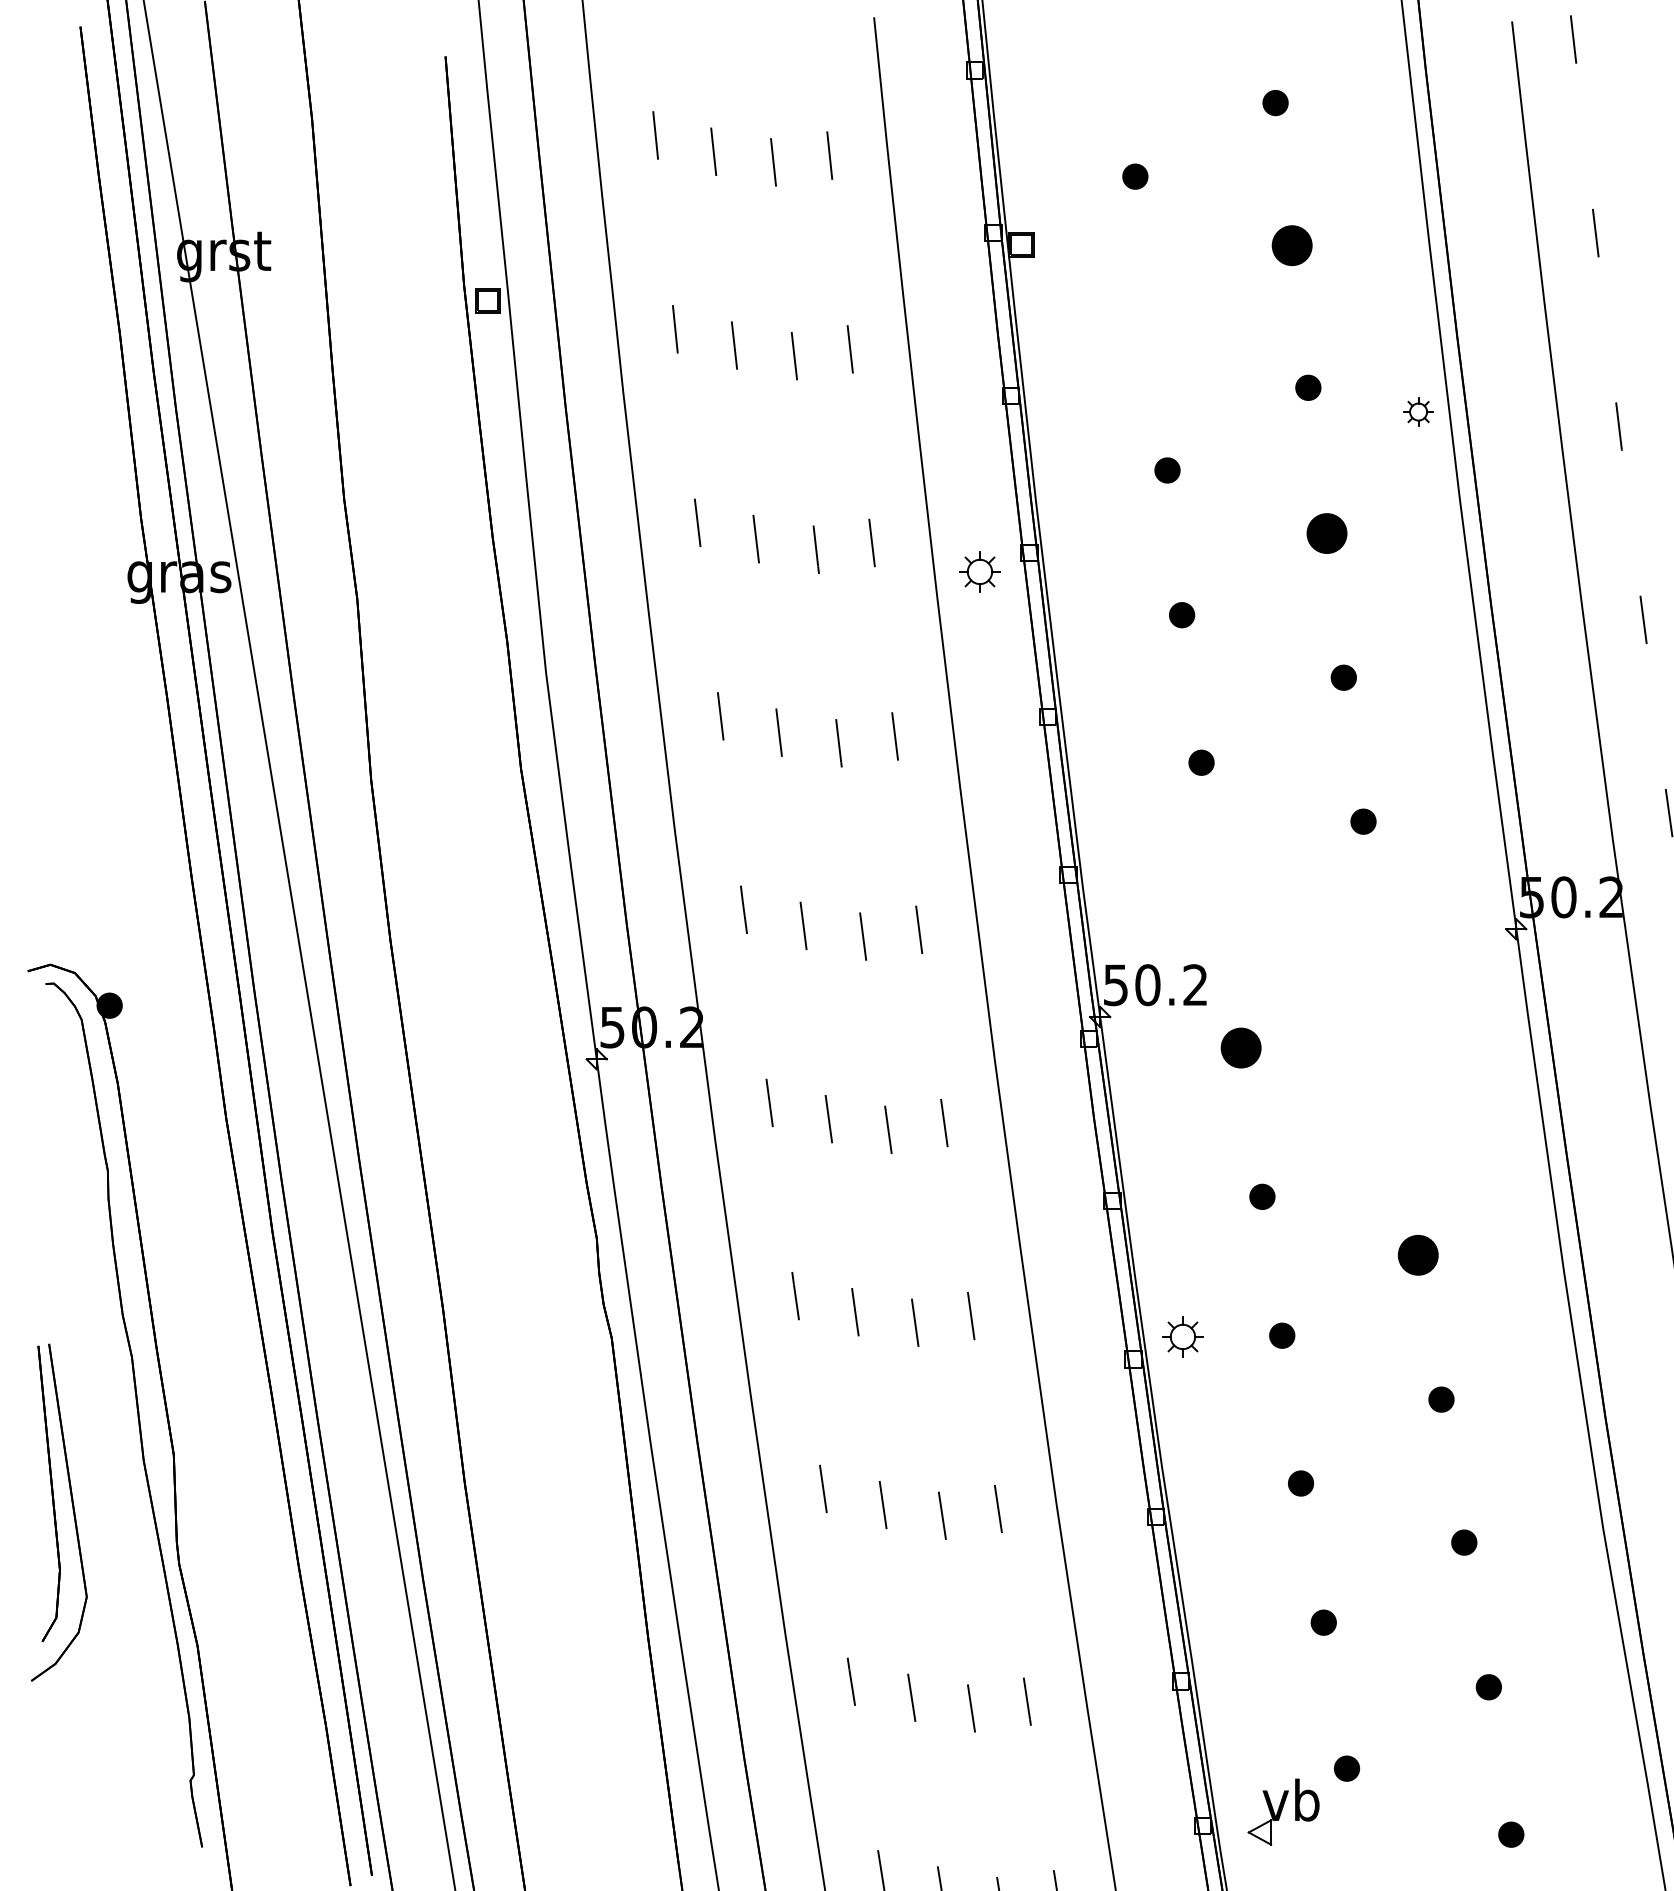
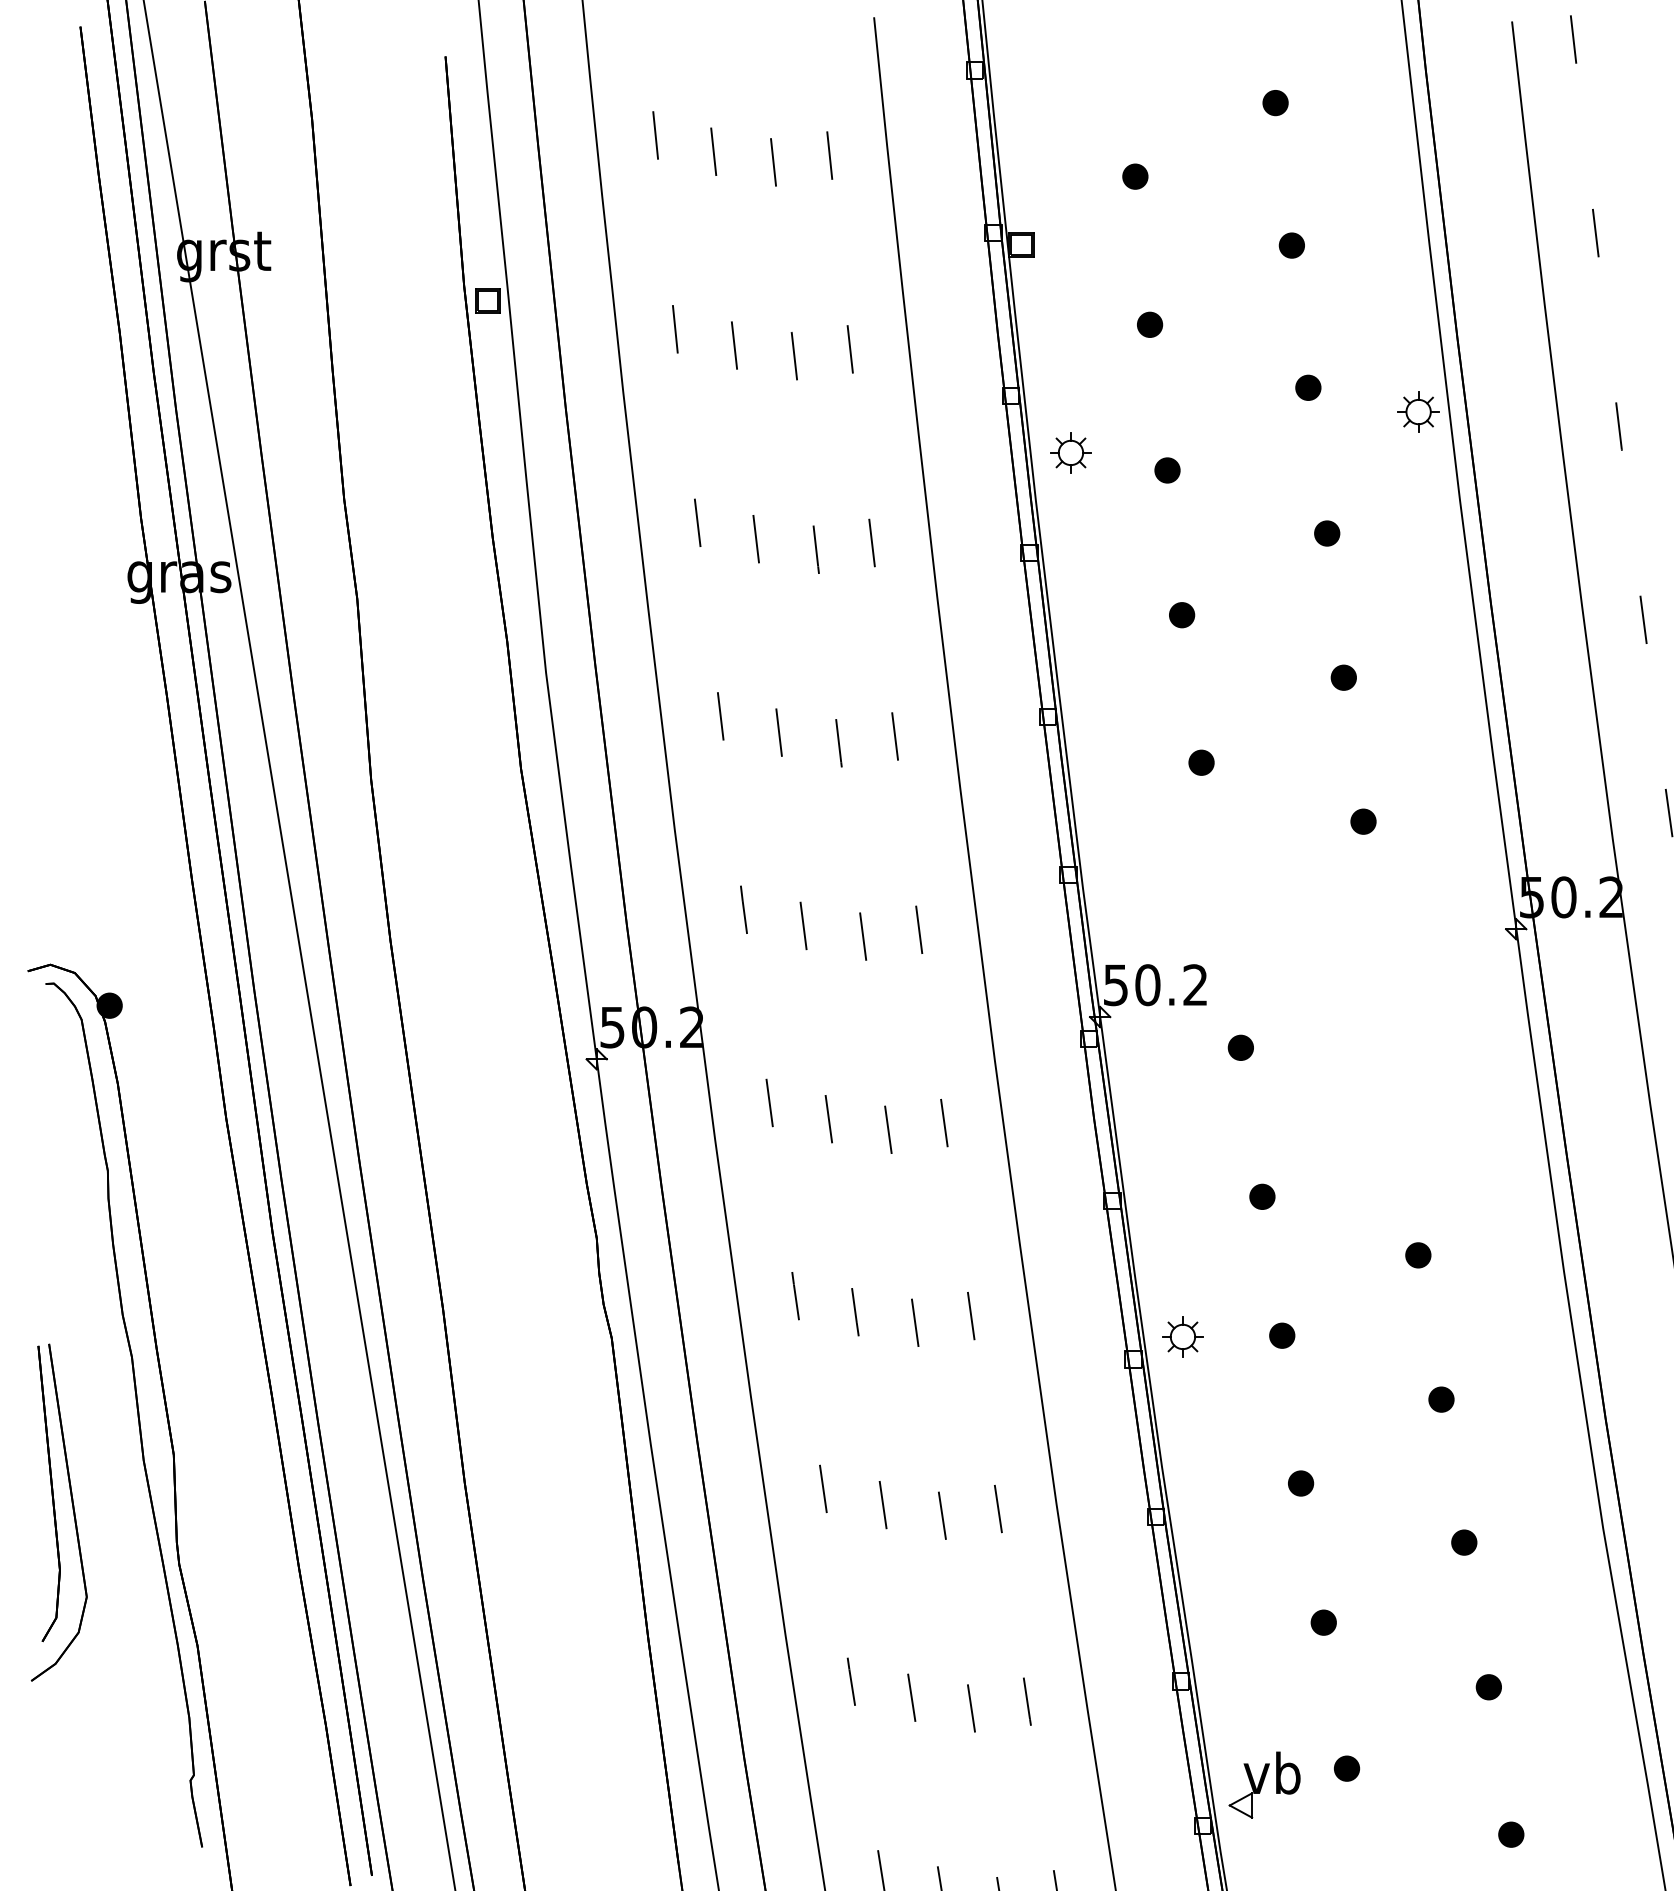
part size: 42x41 px -> 27x27 px (1291, 245)
part: none -> present (1150, 324)
part size: 31x30 px -> 43x42 px (1418, 411)
part size: 42x41 px -> 27x27 px (1327, 533)
part position: (979, 571) -> (1070, 452) (1070, 452)
part size: 42x42 px -> 27x27 px (1240, 1047)
part size: 42x41 px -> 27x27 px (1418, 1255)
part position: (1283, 1811) -> (1264, 1784) (1264, 1784)
